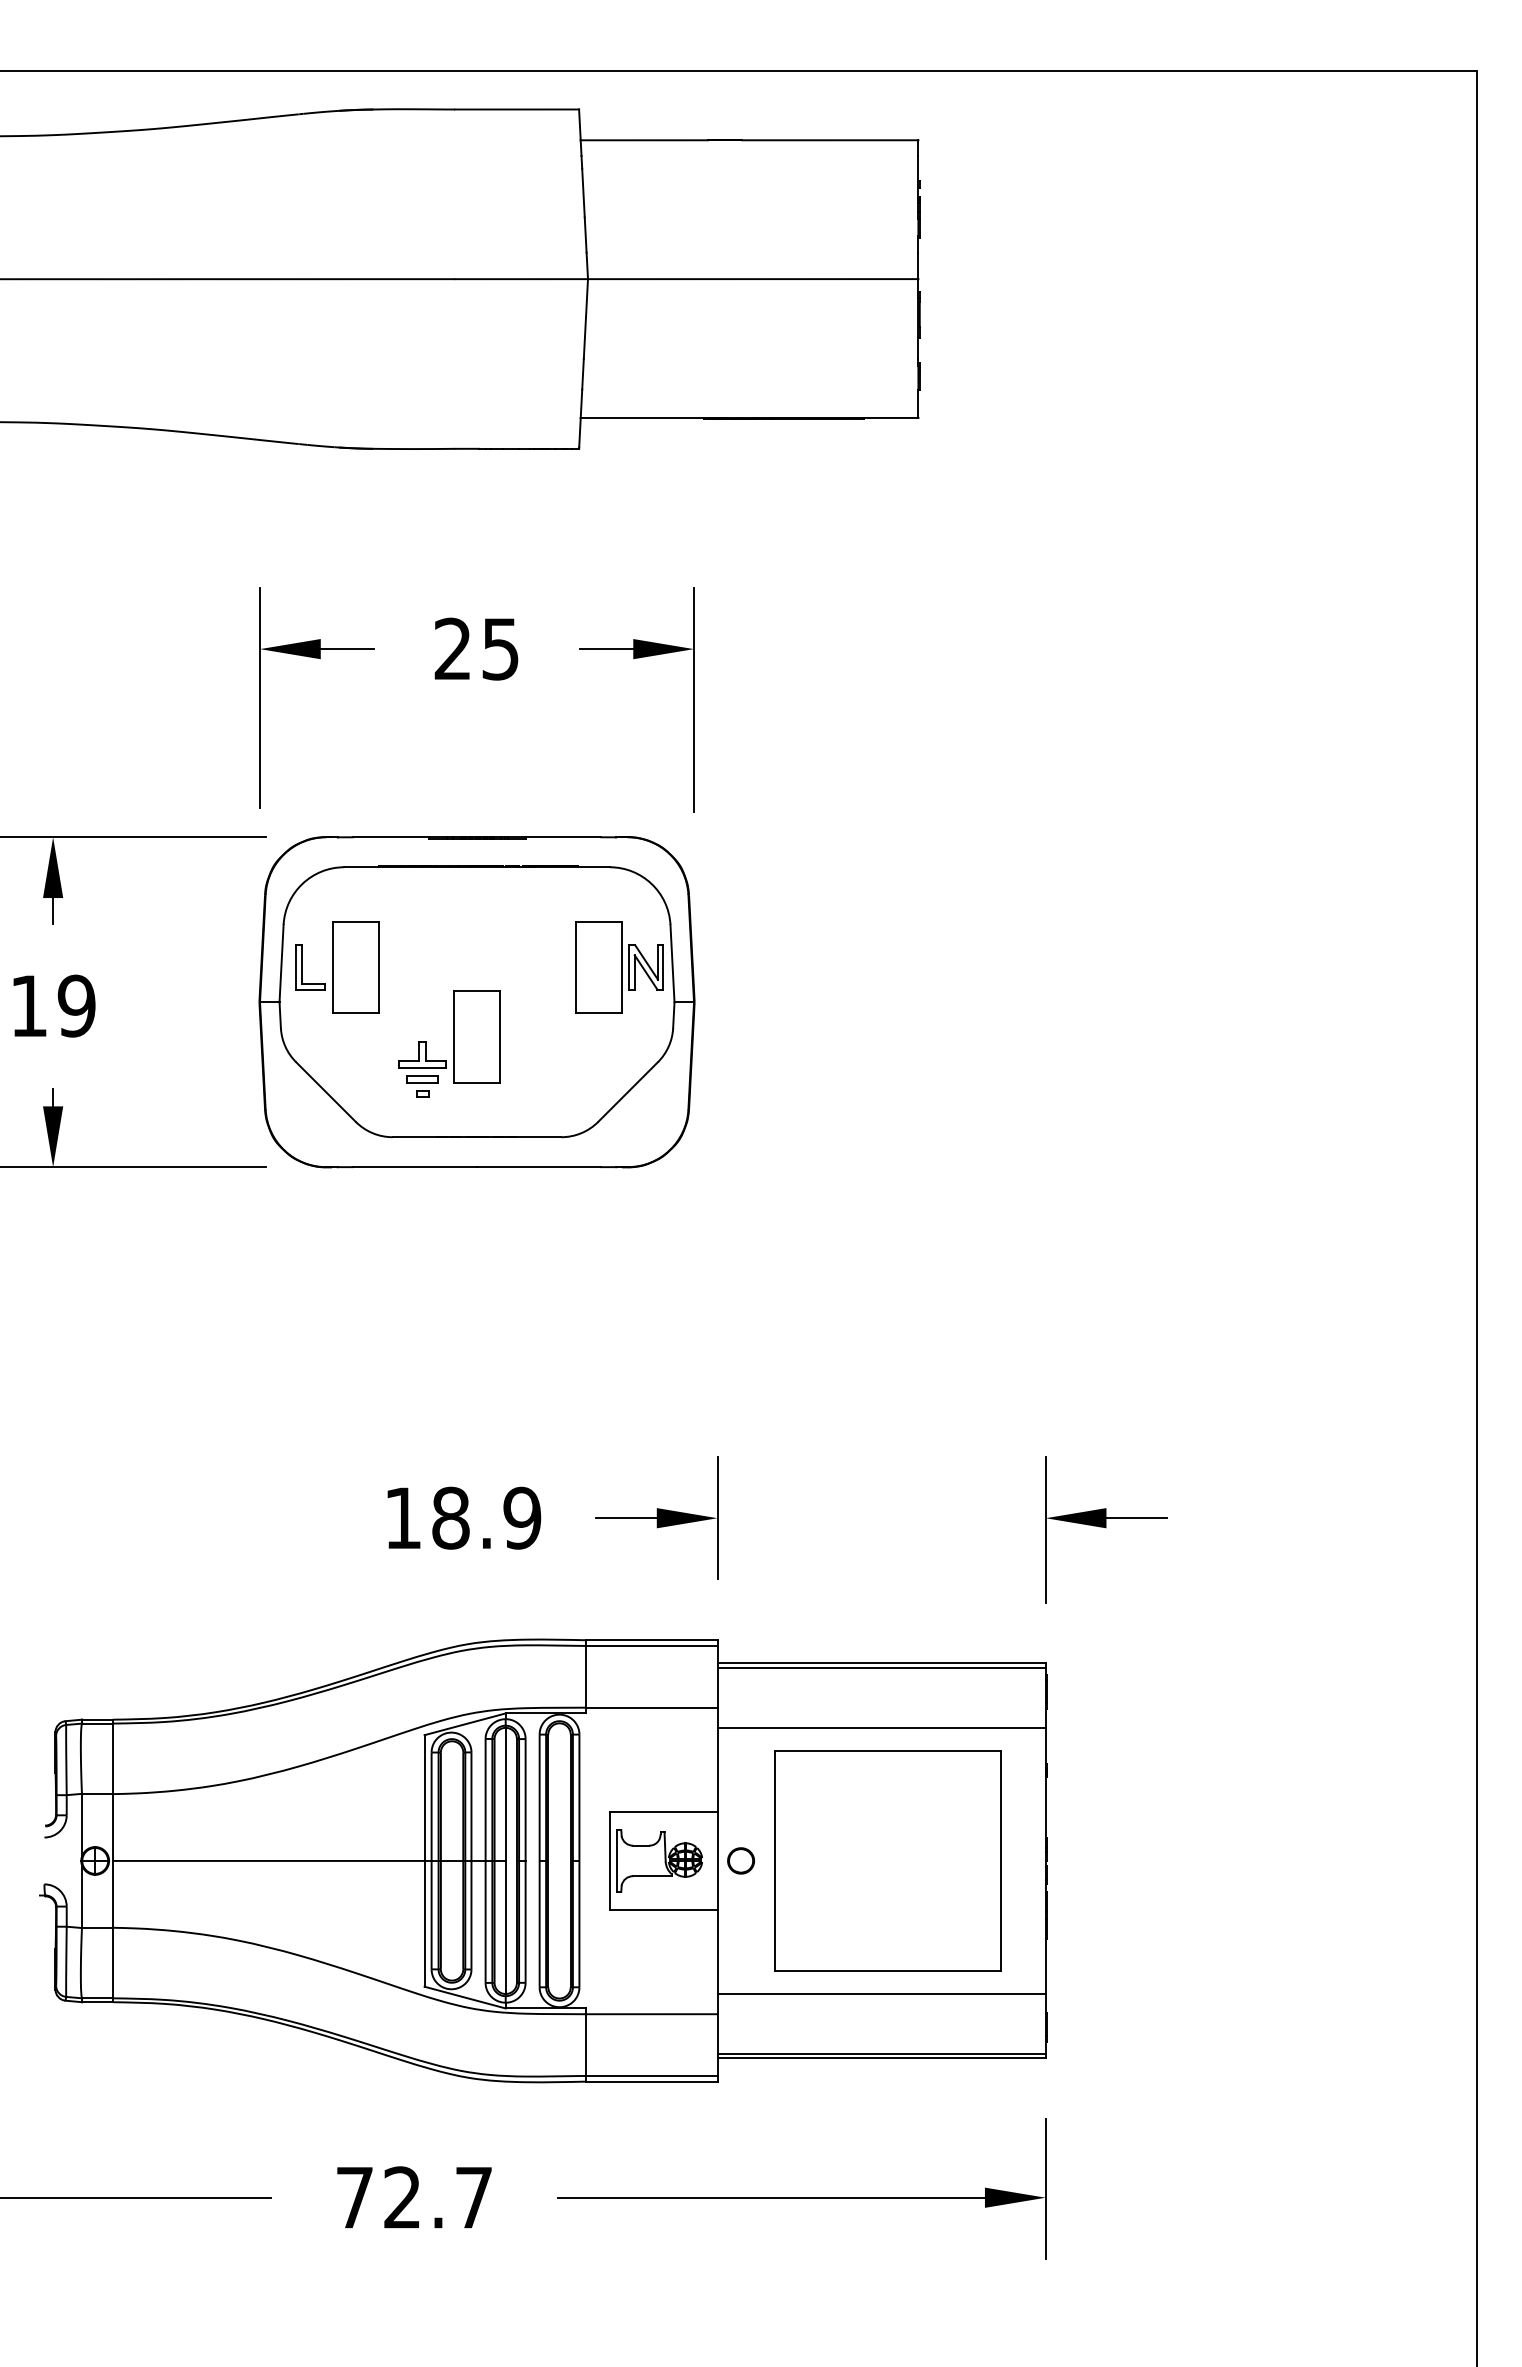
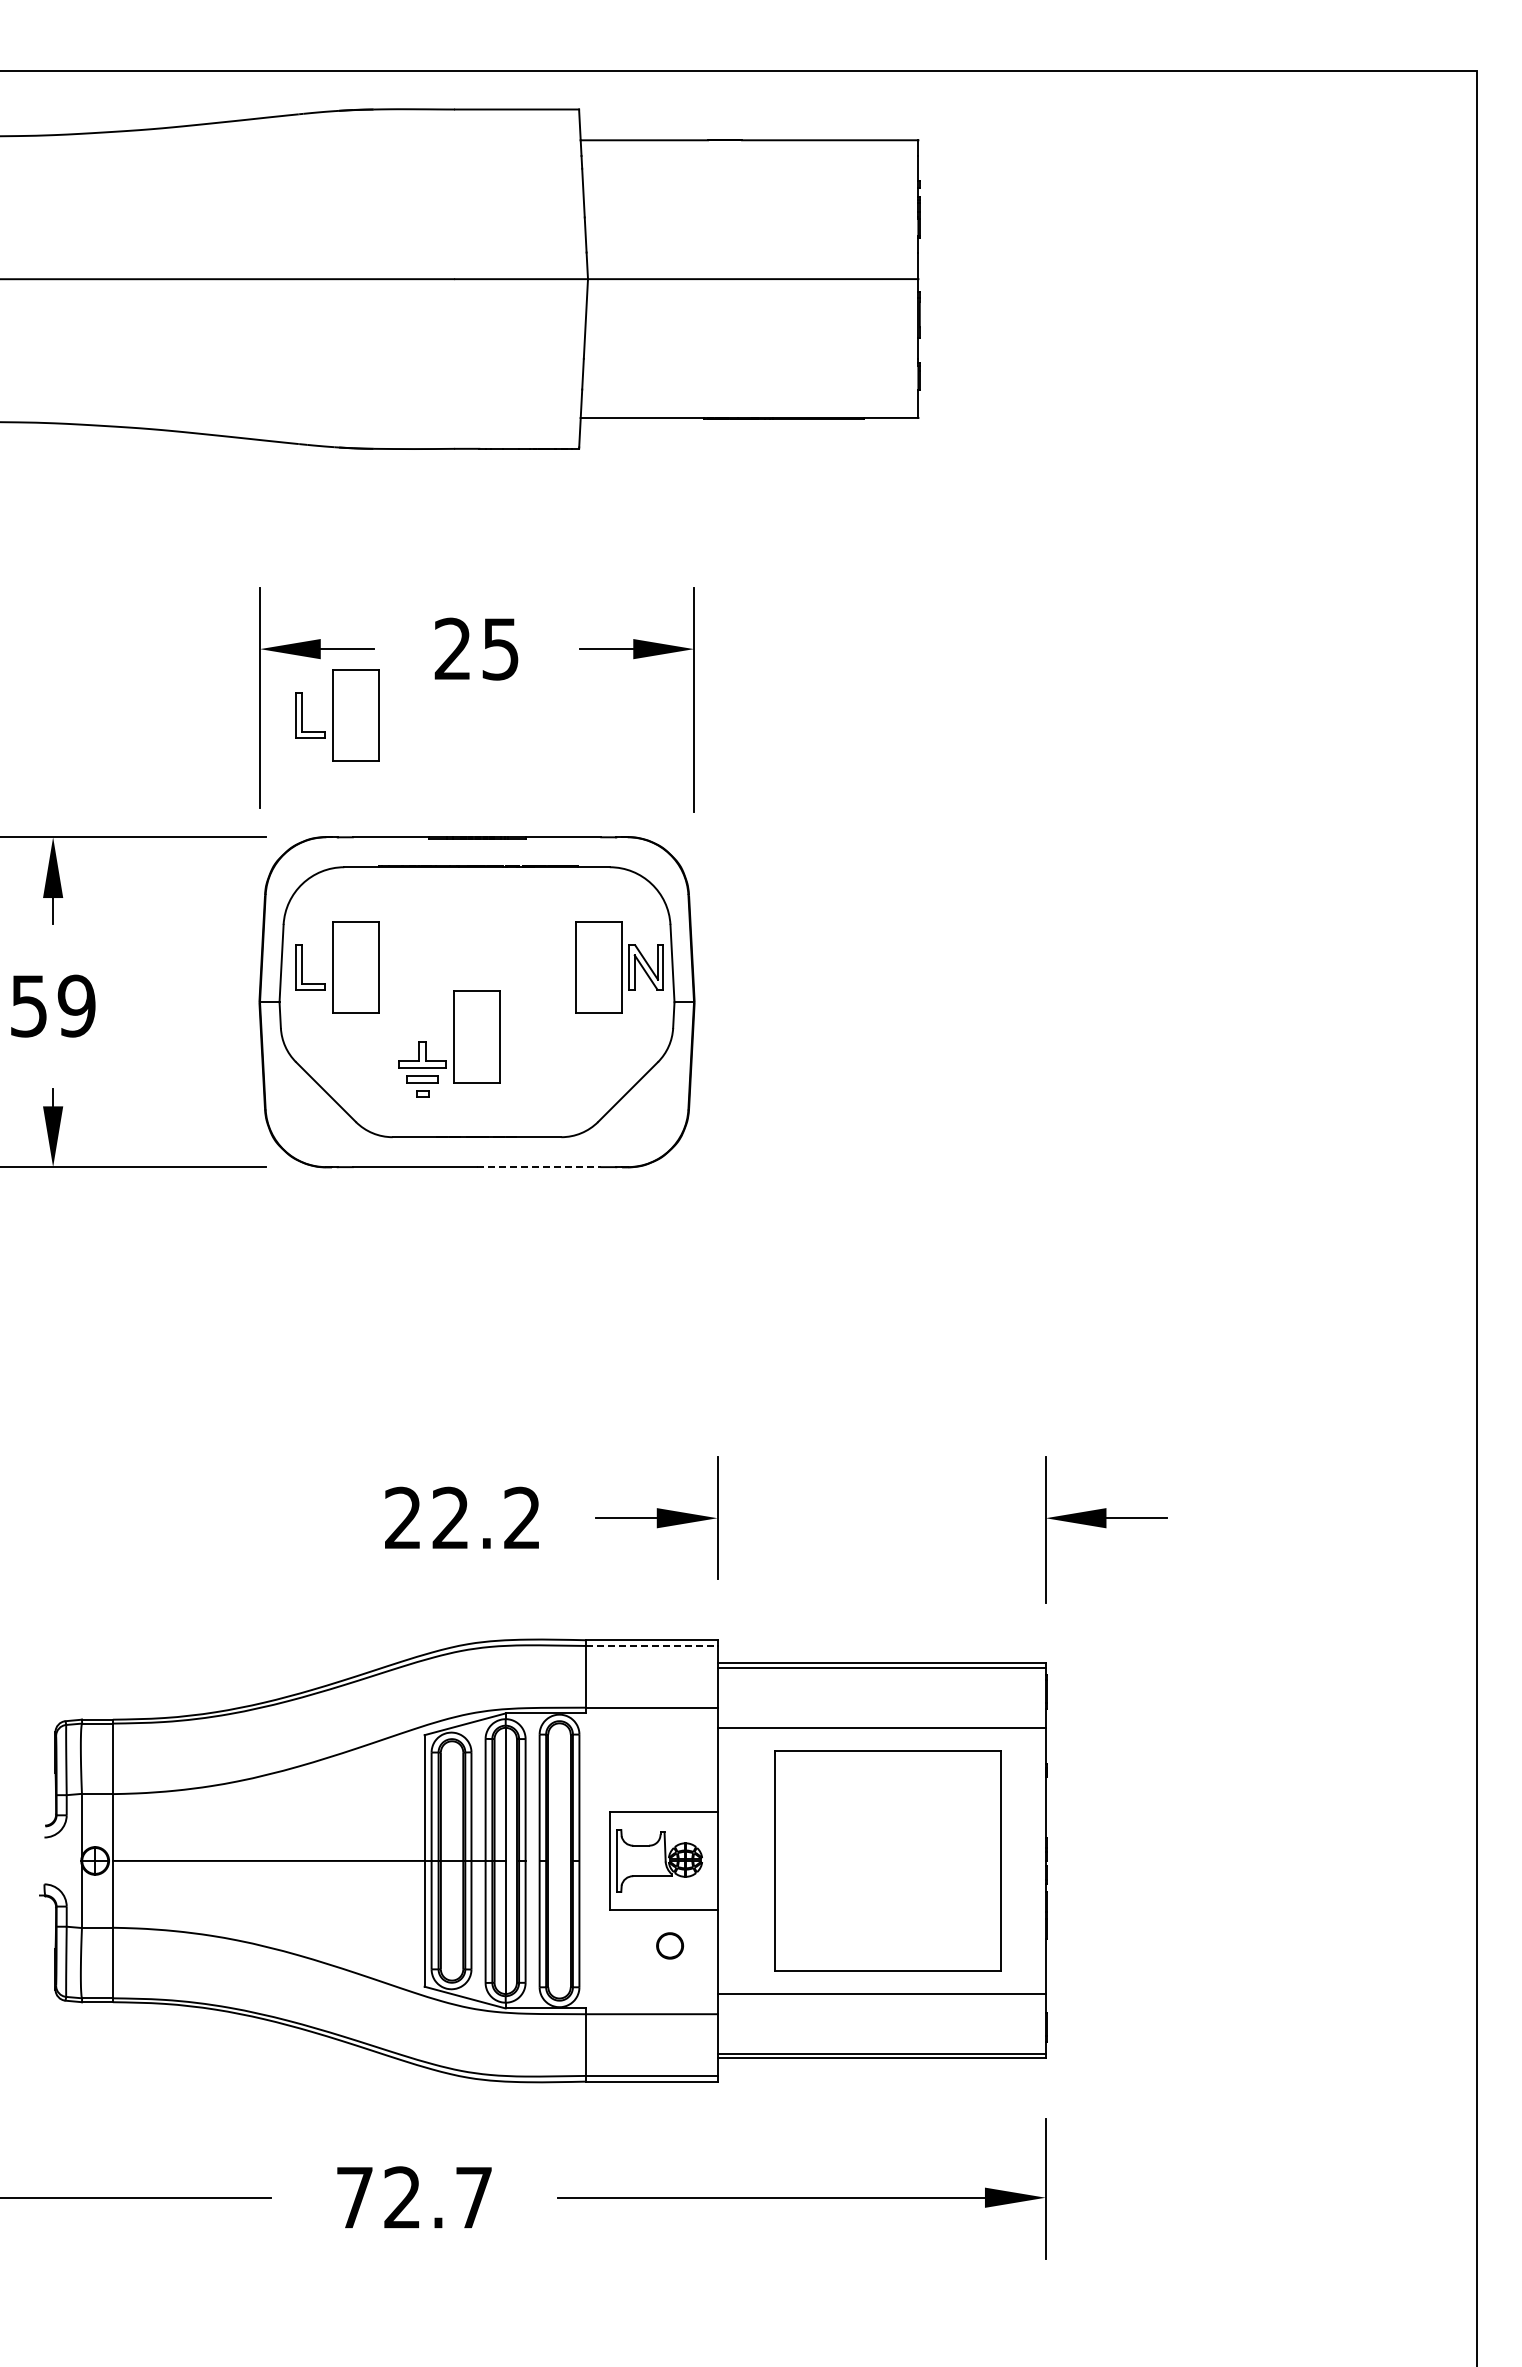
part: none -> present (337, 715)
text: 19 -> 59 (28, 1006)
line: solid -> dashed (539, 1167)
text: 18.9 -> 22.2 (463, 1517)
line: solid -> dashed (651, 1645)
part position: (741, 1860) -> (670, 1945) (670, 1945)
